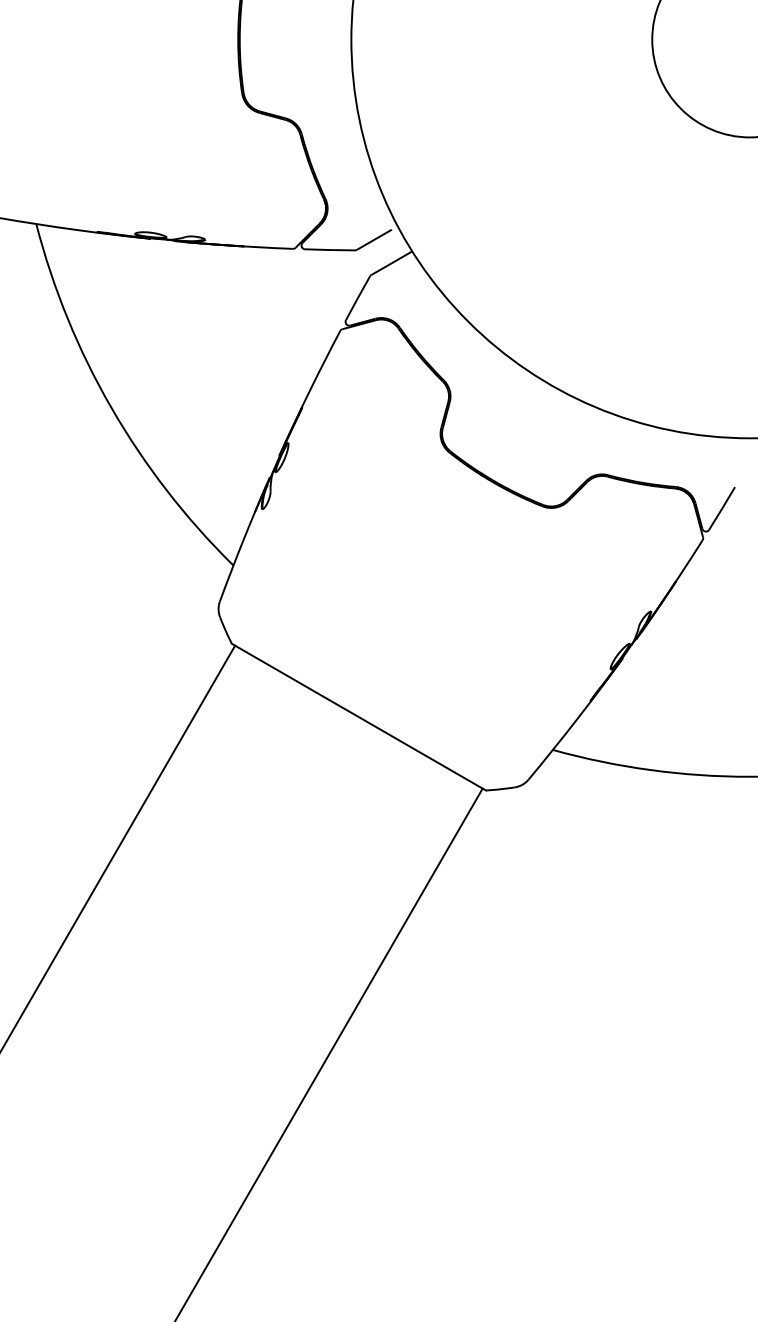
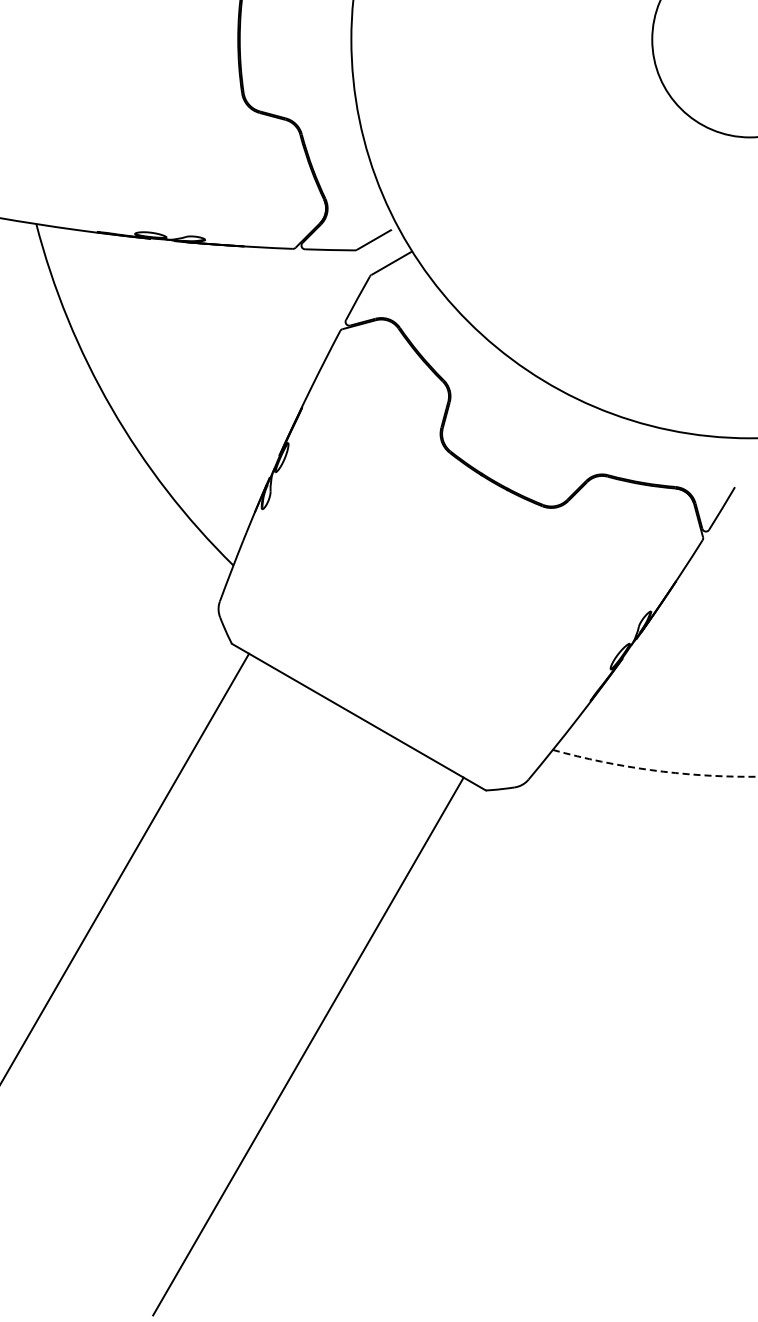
arc: solid -> dashed (653, 770)
line position: (118, 847) -> (125, 867) (125, 867)
line position: (329, 1053) -> (308, 1046) (308, 1046)
